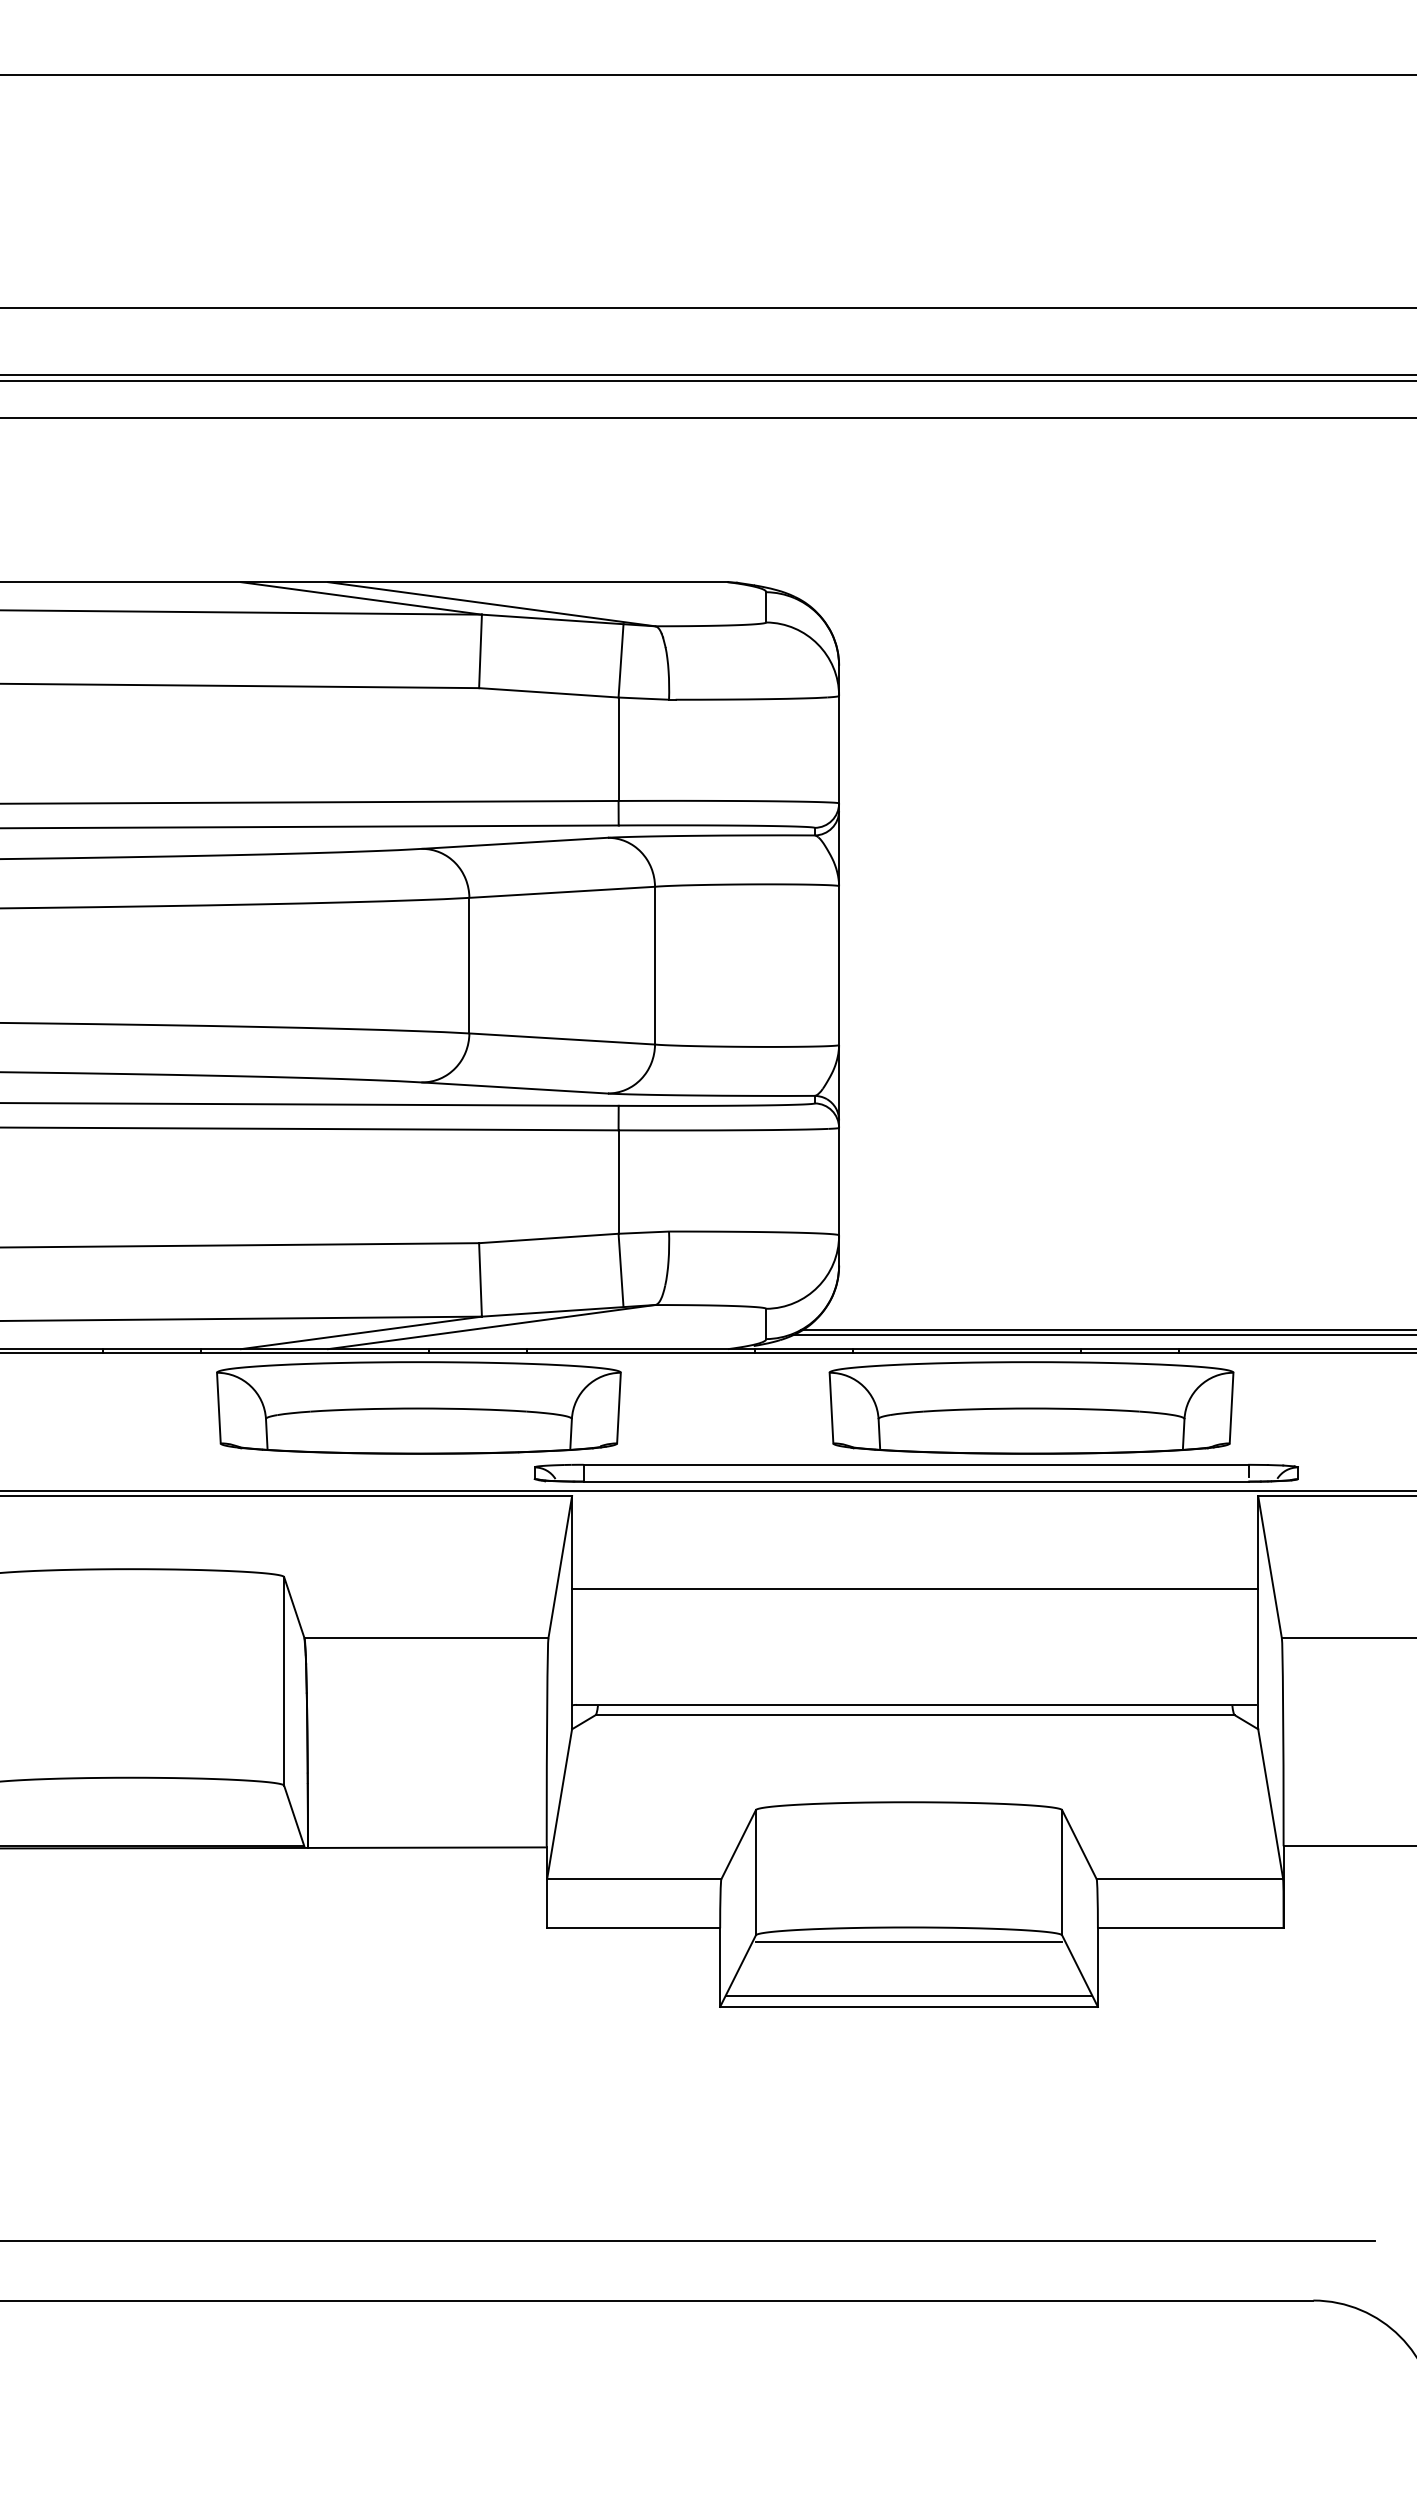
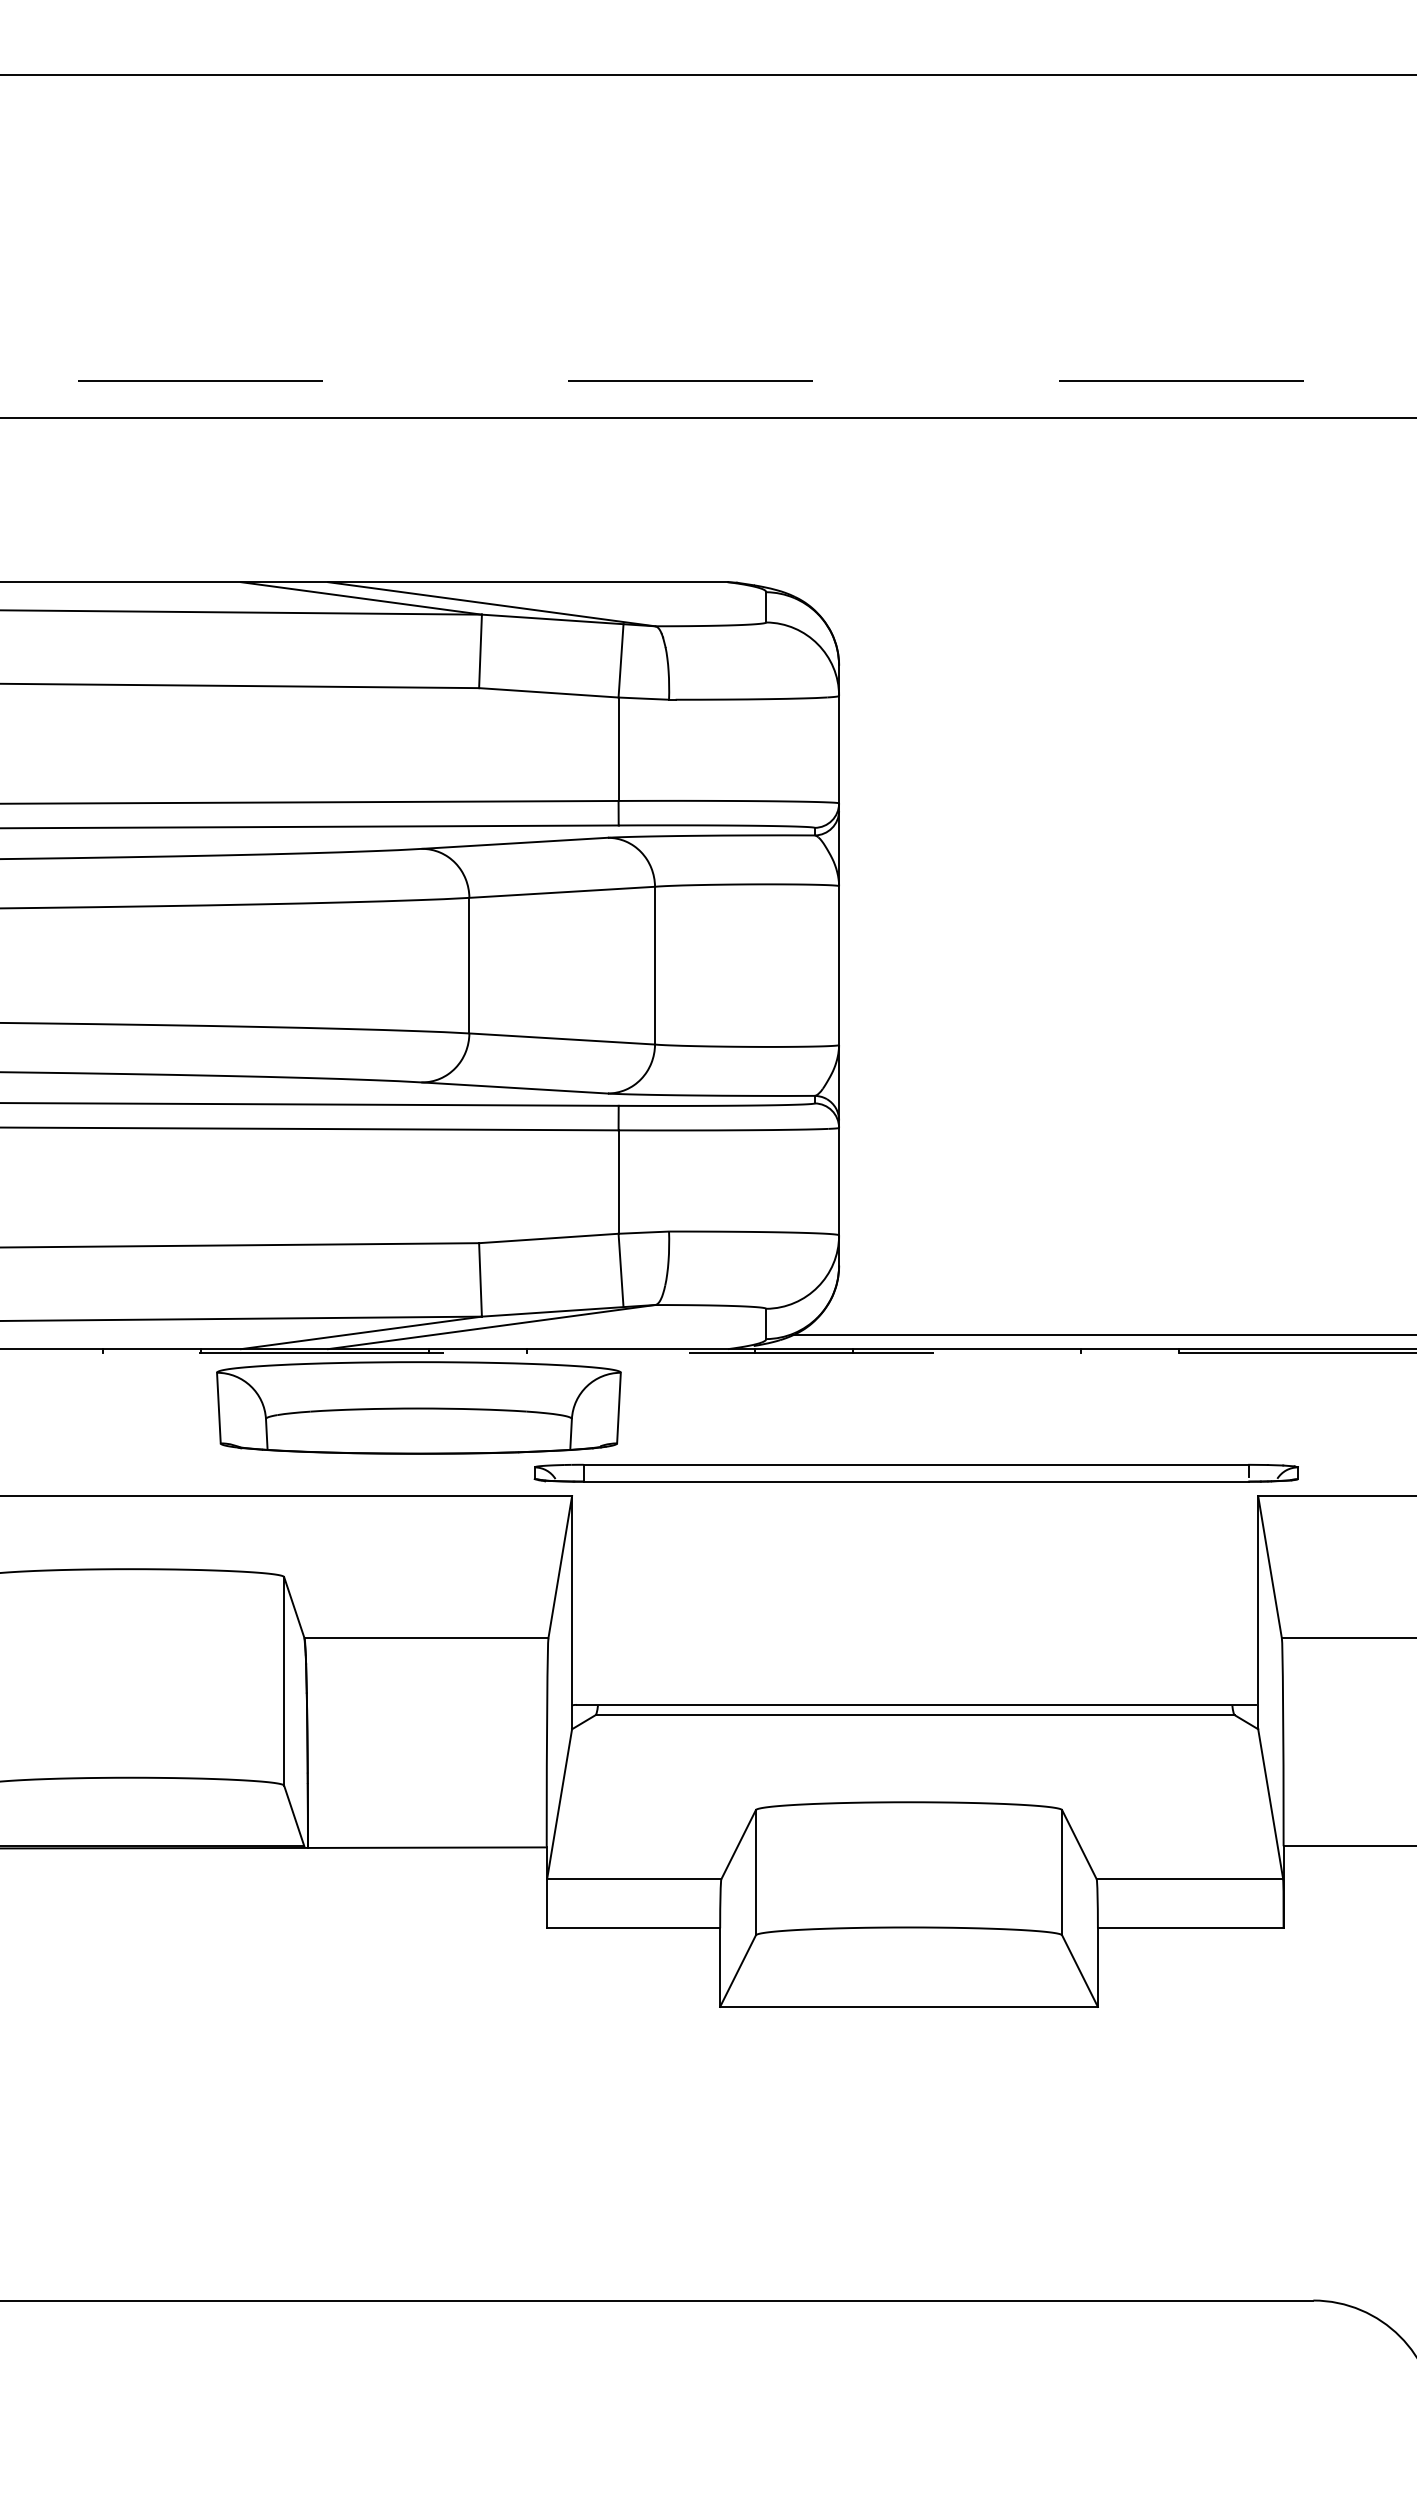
line: present -> none (707, 307)
line: present -> none (707, 375)
line: solid -> dashed (708, 381)
line: present -> none (1107, 1330)
line: solid -> dashed (708, 1353)
part: present -> none (1031, 1407)
line: present -> none (707, 1491)
line: present -> none (915, 1589)
line: present -> none (908, 1941)
line: present -> none (908, 1995)
line: present -> none (688, 2241)
